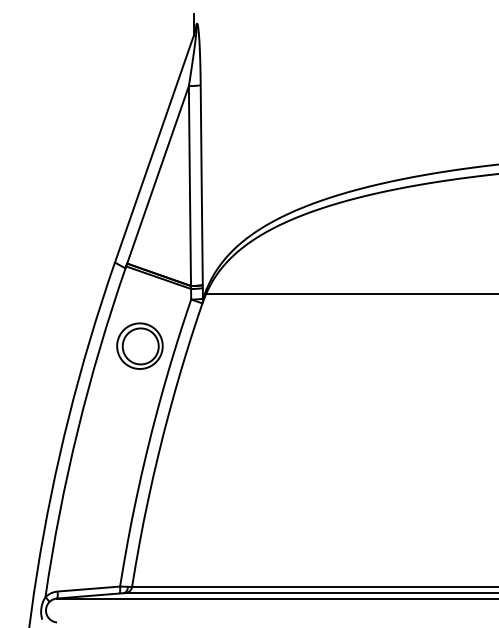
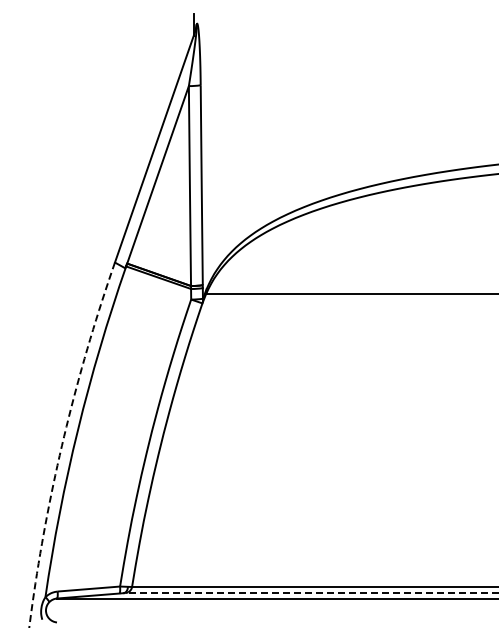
part: present -> none (139, 345)
arc: solid -> dashed (62, 442)
line: solid -> dashed (311, 593)
